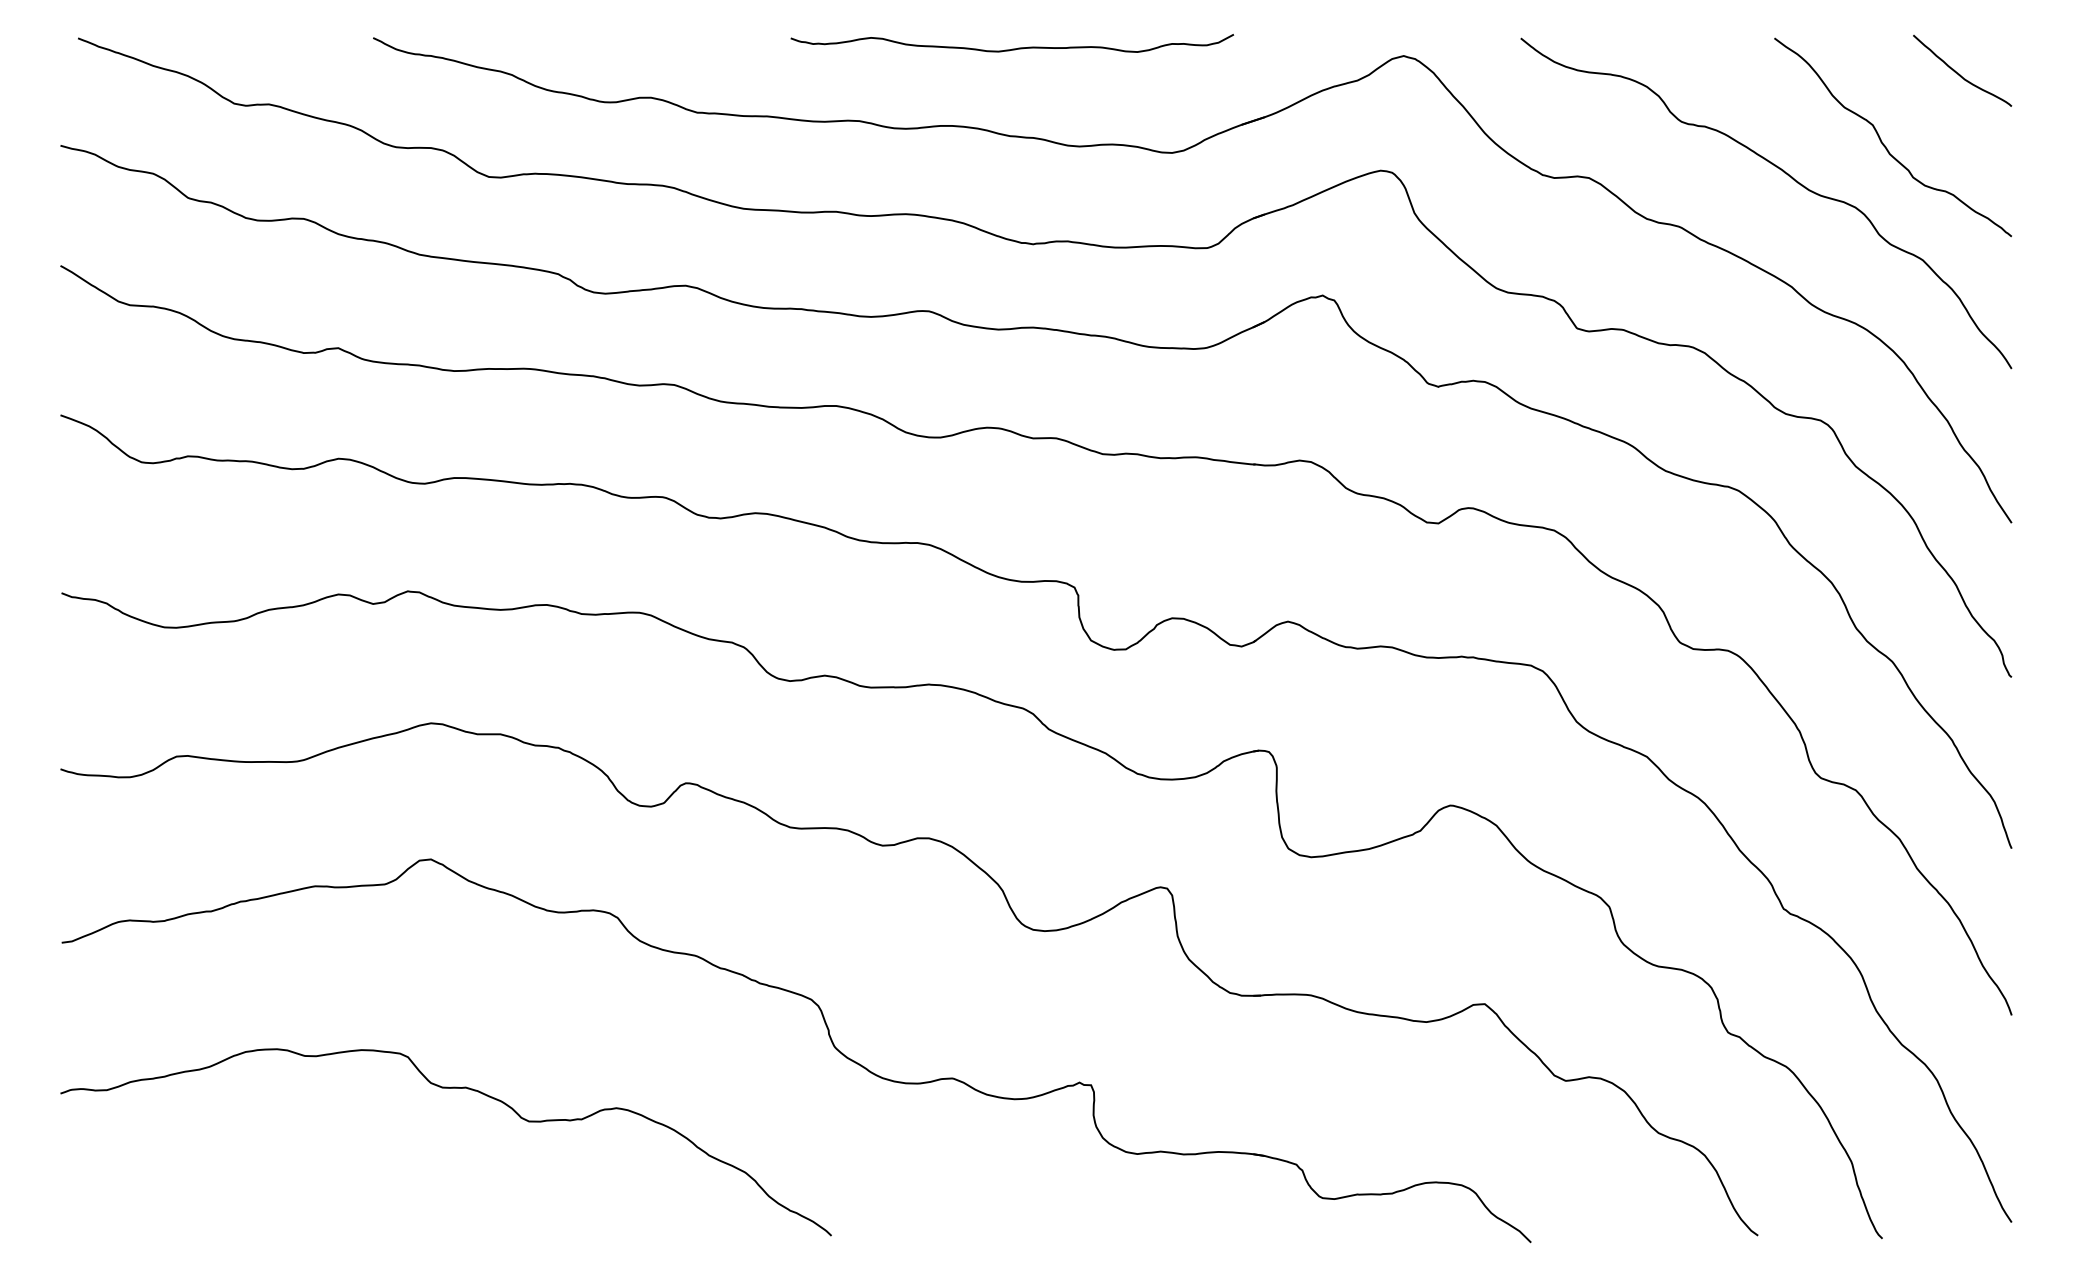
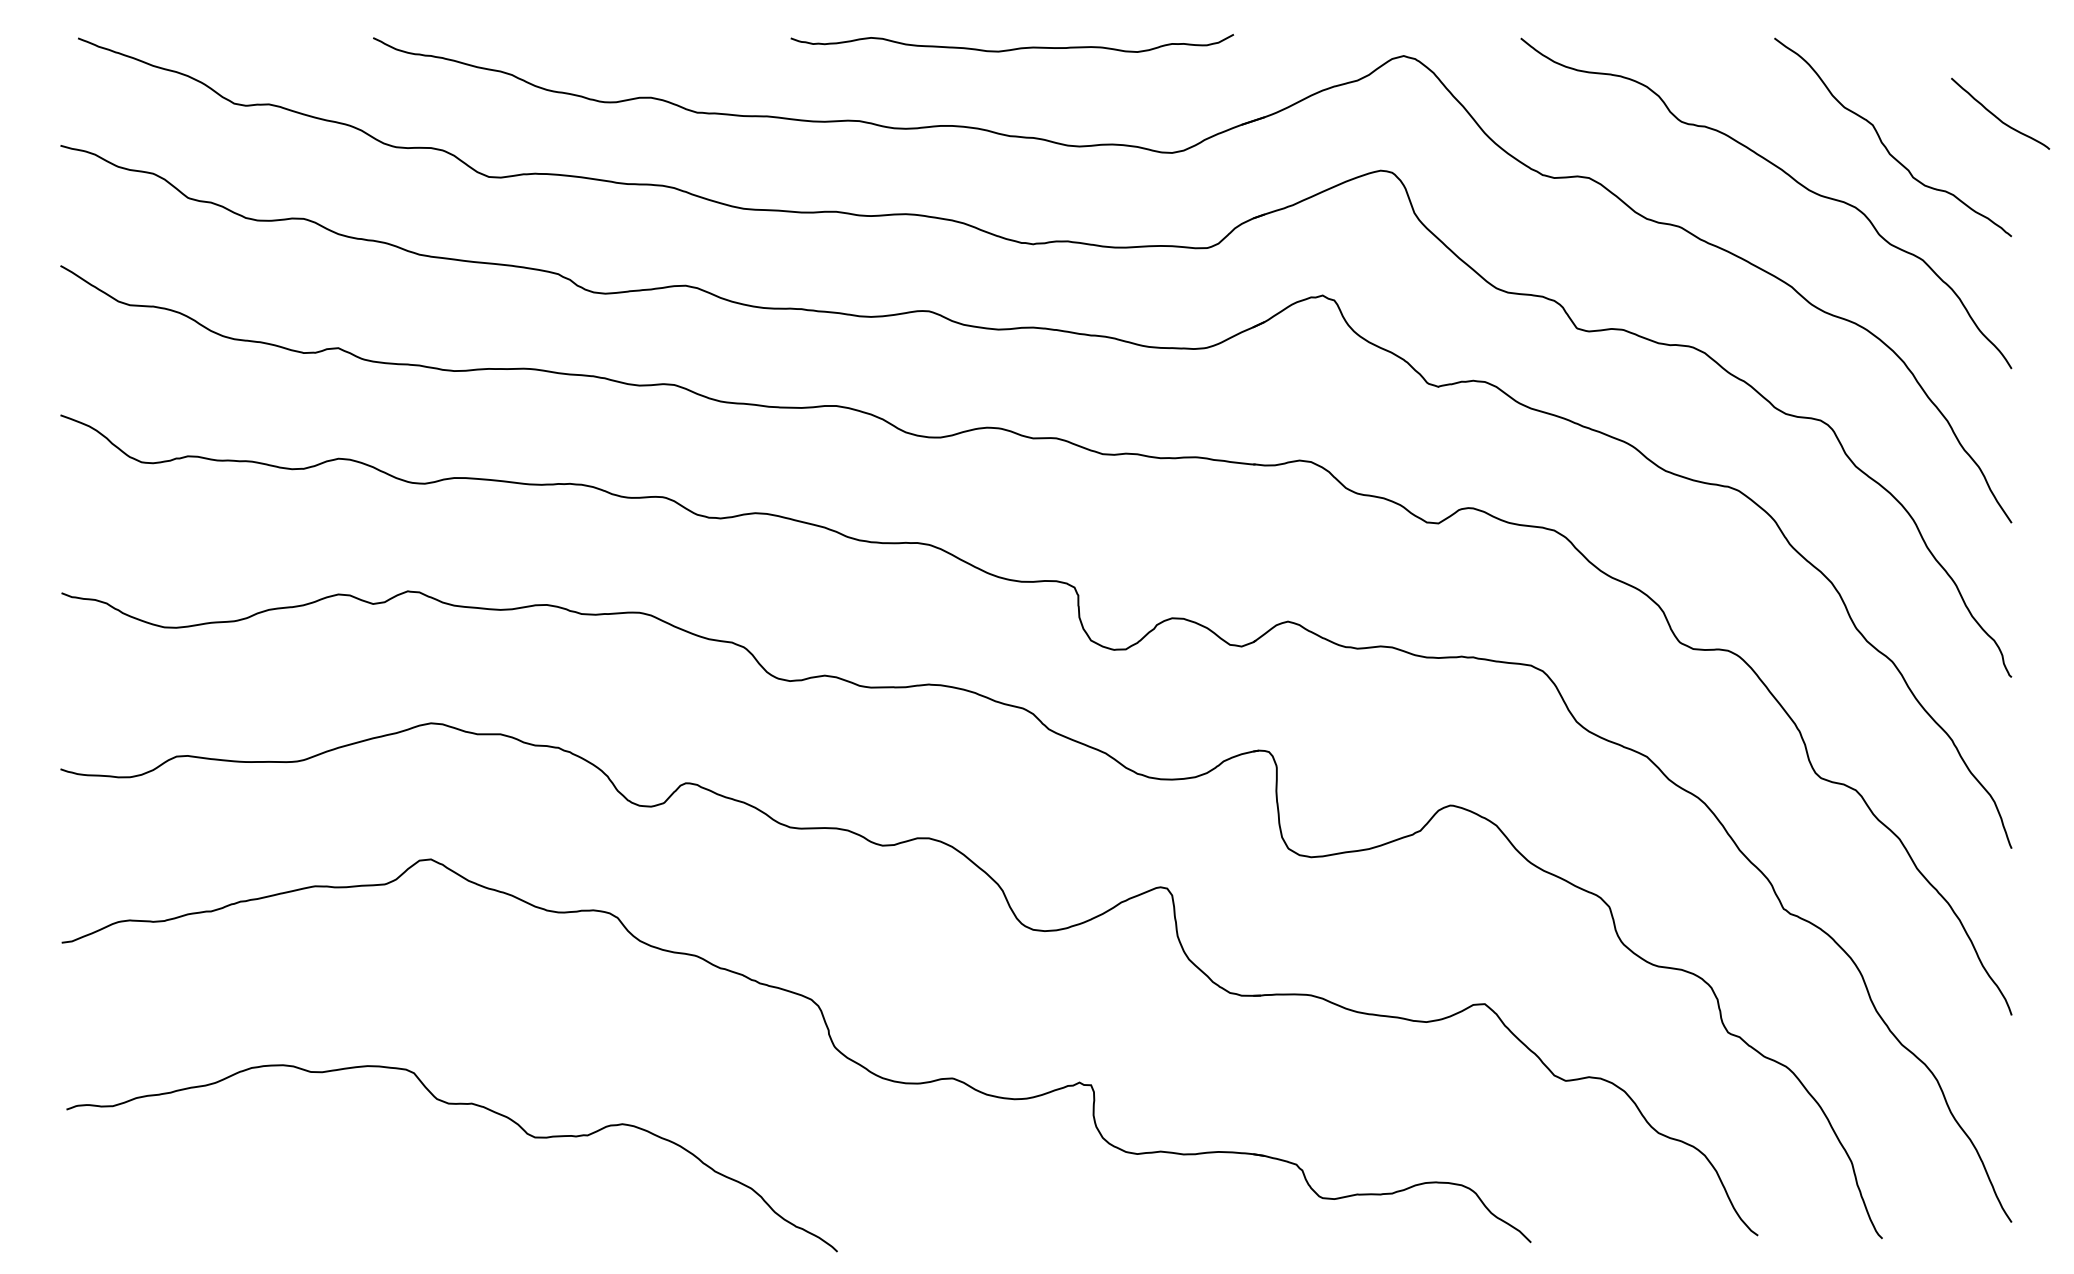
curve position: (1959, 73) -> (1997, 116) (1997, 116)
curve position: (445, 1088) -> (451, 1104) (451, 1104)
